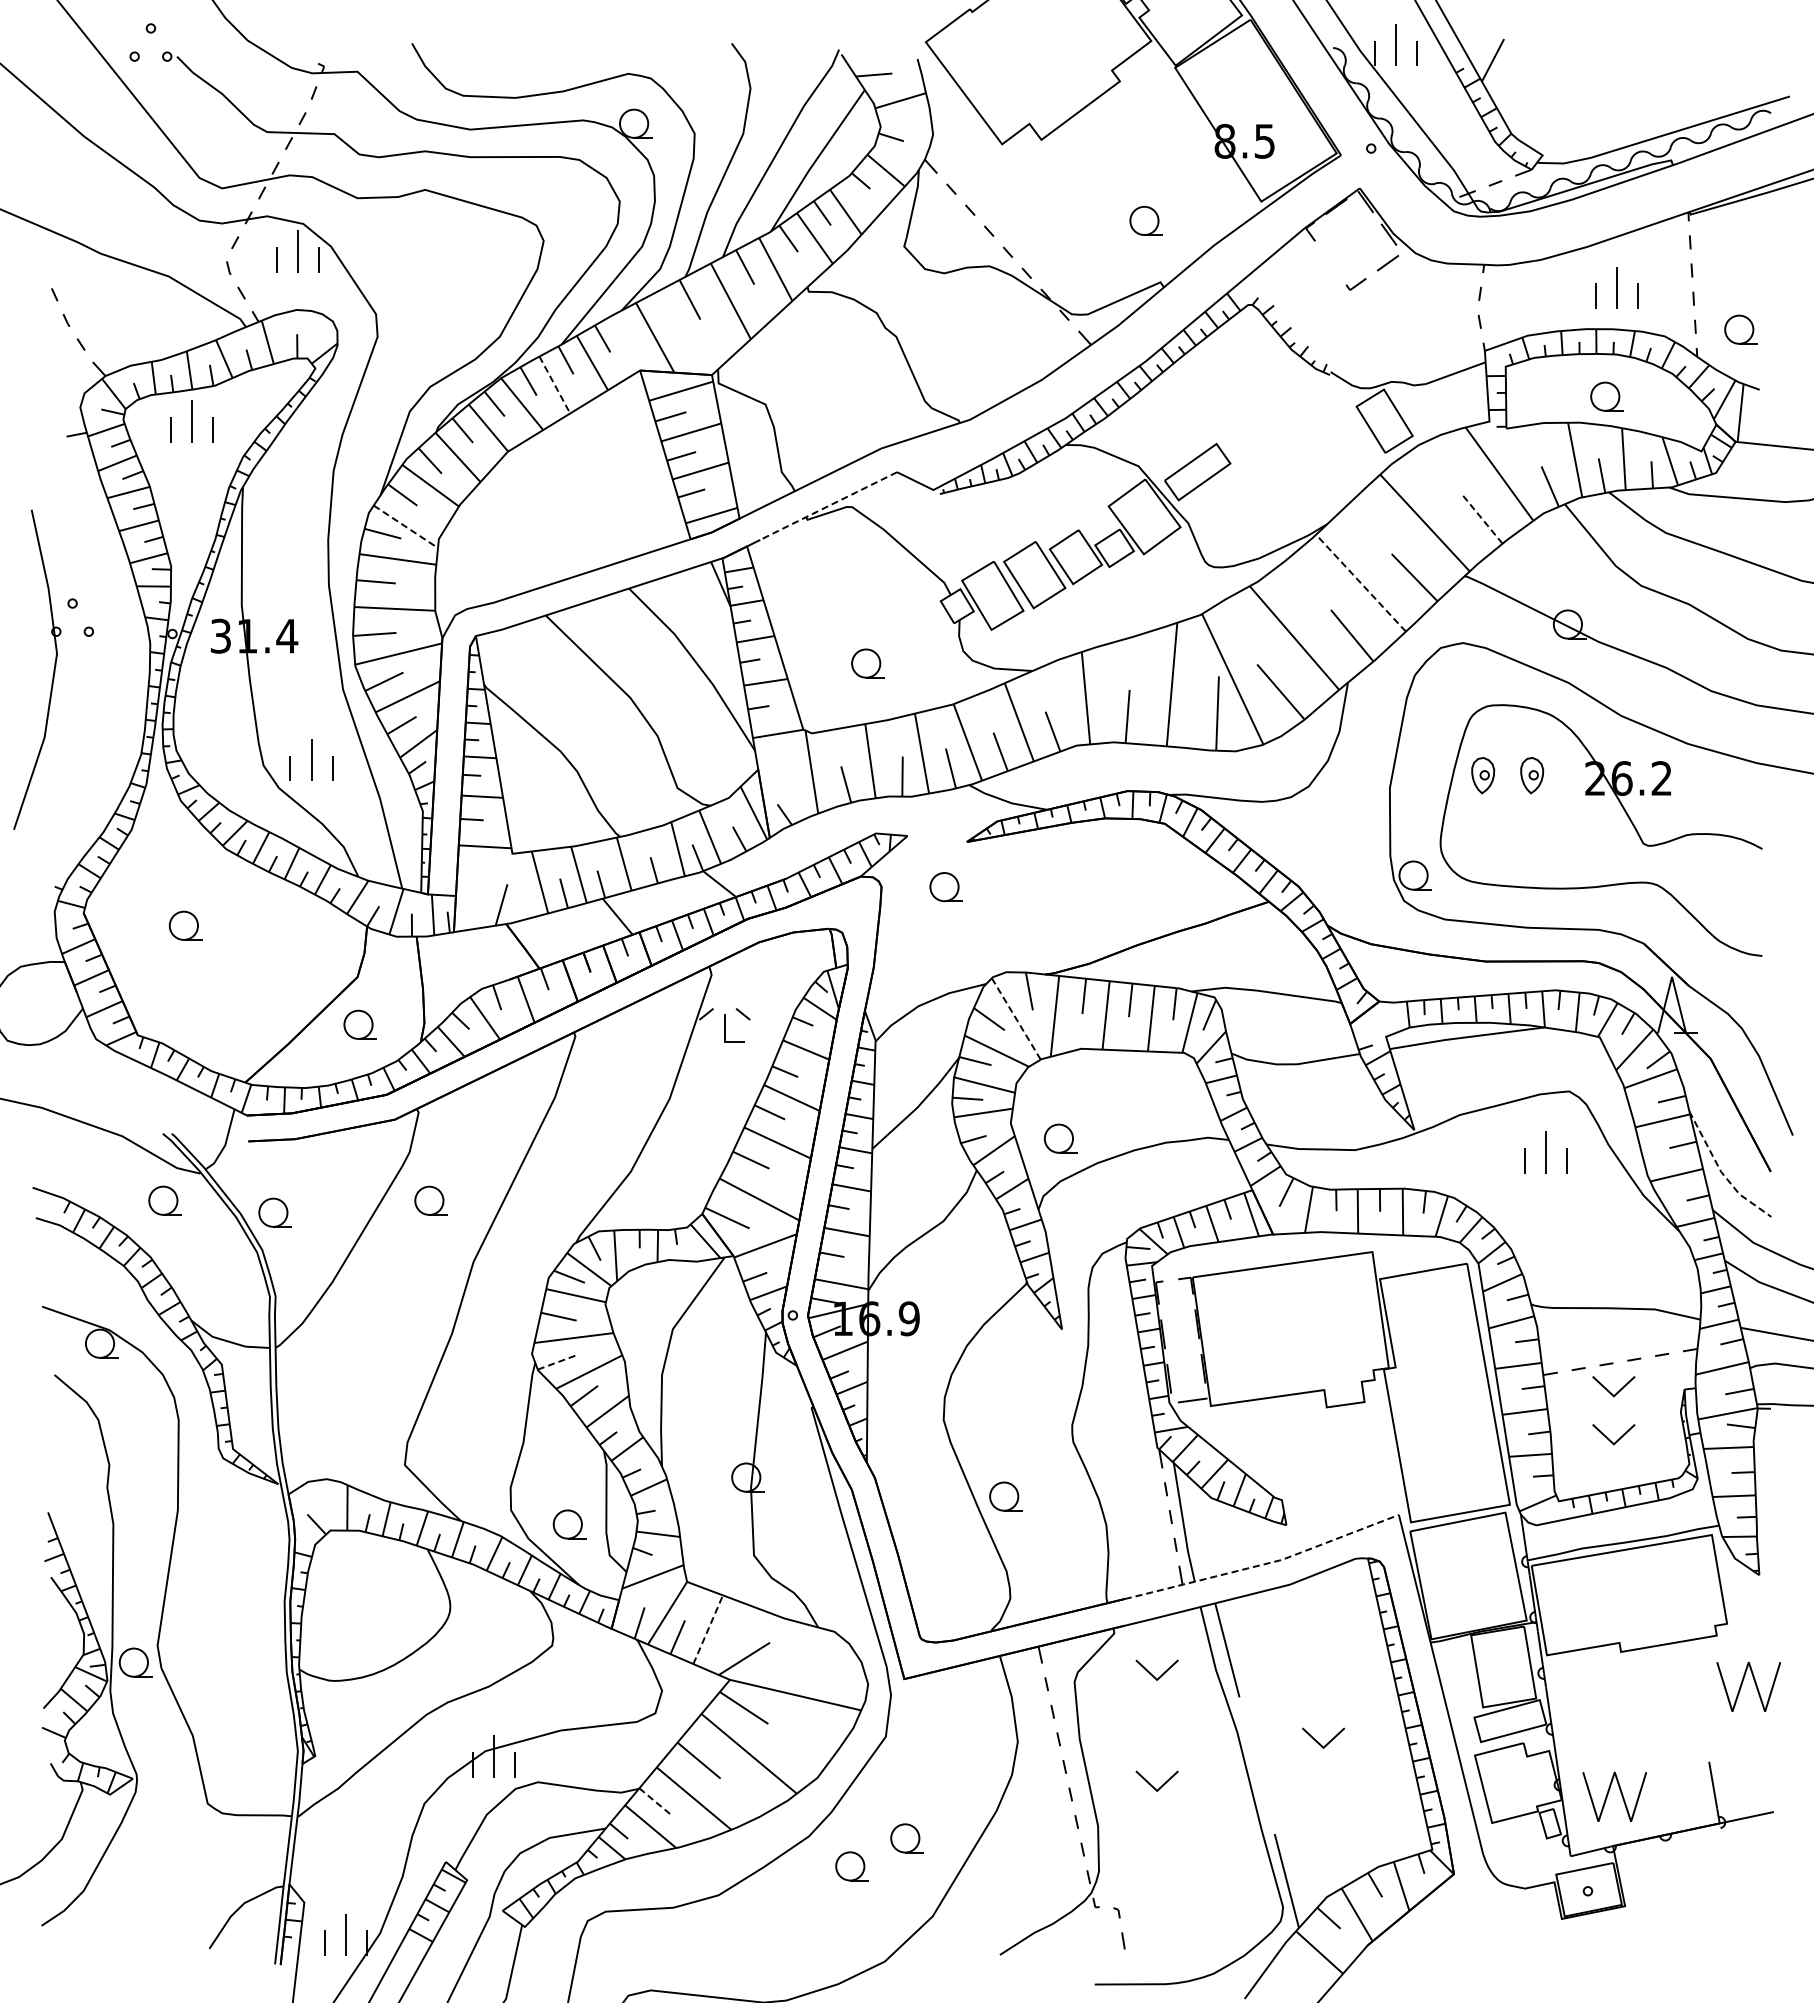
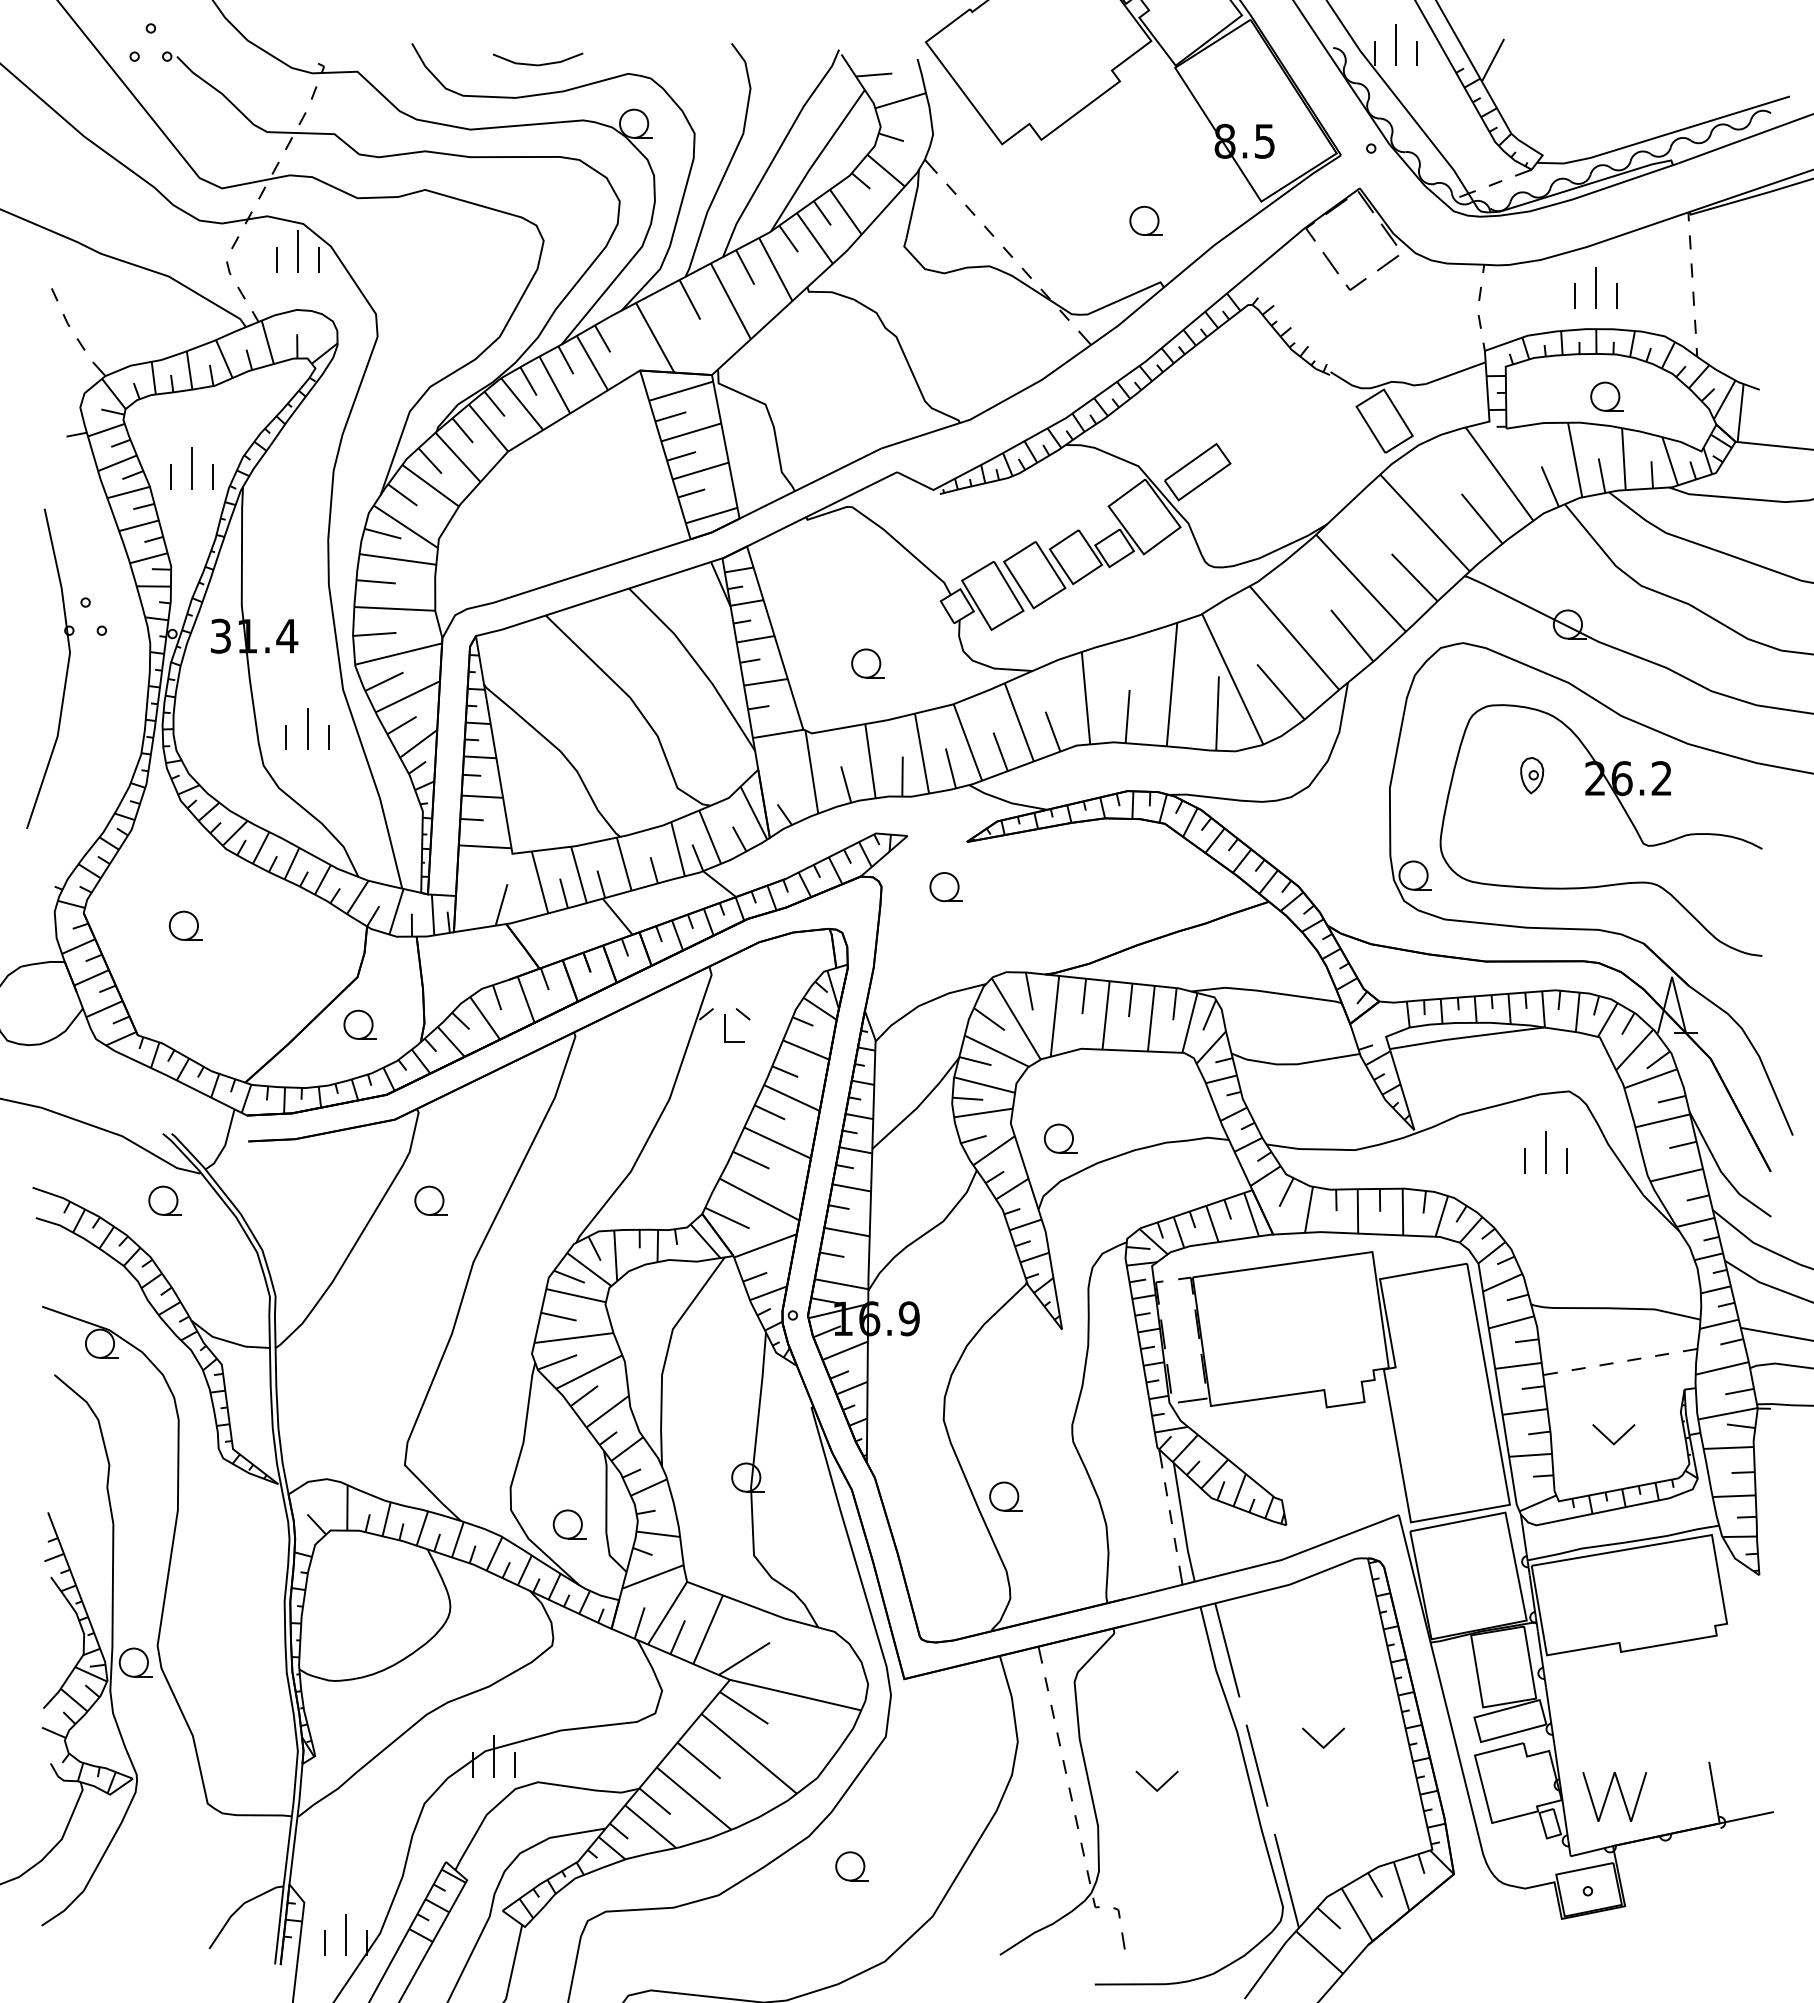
line: none -> present (537, 64)
line: none -> present (1330, 262)
part position: (1616, 287) -> (1595, 287) (1595, 287)
part: present -> none (1740, 329)
line: dashed -> solid (555, 385)
part position: (191, 421) -> (191, 468) (191, 468)
line: dashed -> solid (828, 506)
line: dashed -> solid (1481, 518)
line: dashed -> solid (406, 527)
line: dashed -> solid (1360, 582)
part position: (53, 669) -> (66, 668) (66, 668)
part position: (311, 759) -> (307, 728) (307, 728)
part: present -> none (1483, 775)
line: dashed -> solid (1016, 1019)
line: dashed -> solid (1721, 1171)
part: present -> none (274, 1212)
line: dashed -> solid (557, 1362)
part: present -> none (1613, 1386)
line: dashed -> solid (1264, 1564)
line: dashed -> solid (708, 1629)
part: present -> none (1151, 1673)
part: present -> none (1742, 1685)
line: none -> present (1256, 1765)
line: dashed -> solid (655, 1801)
part: present -> none (906, 1838)
